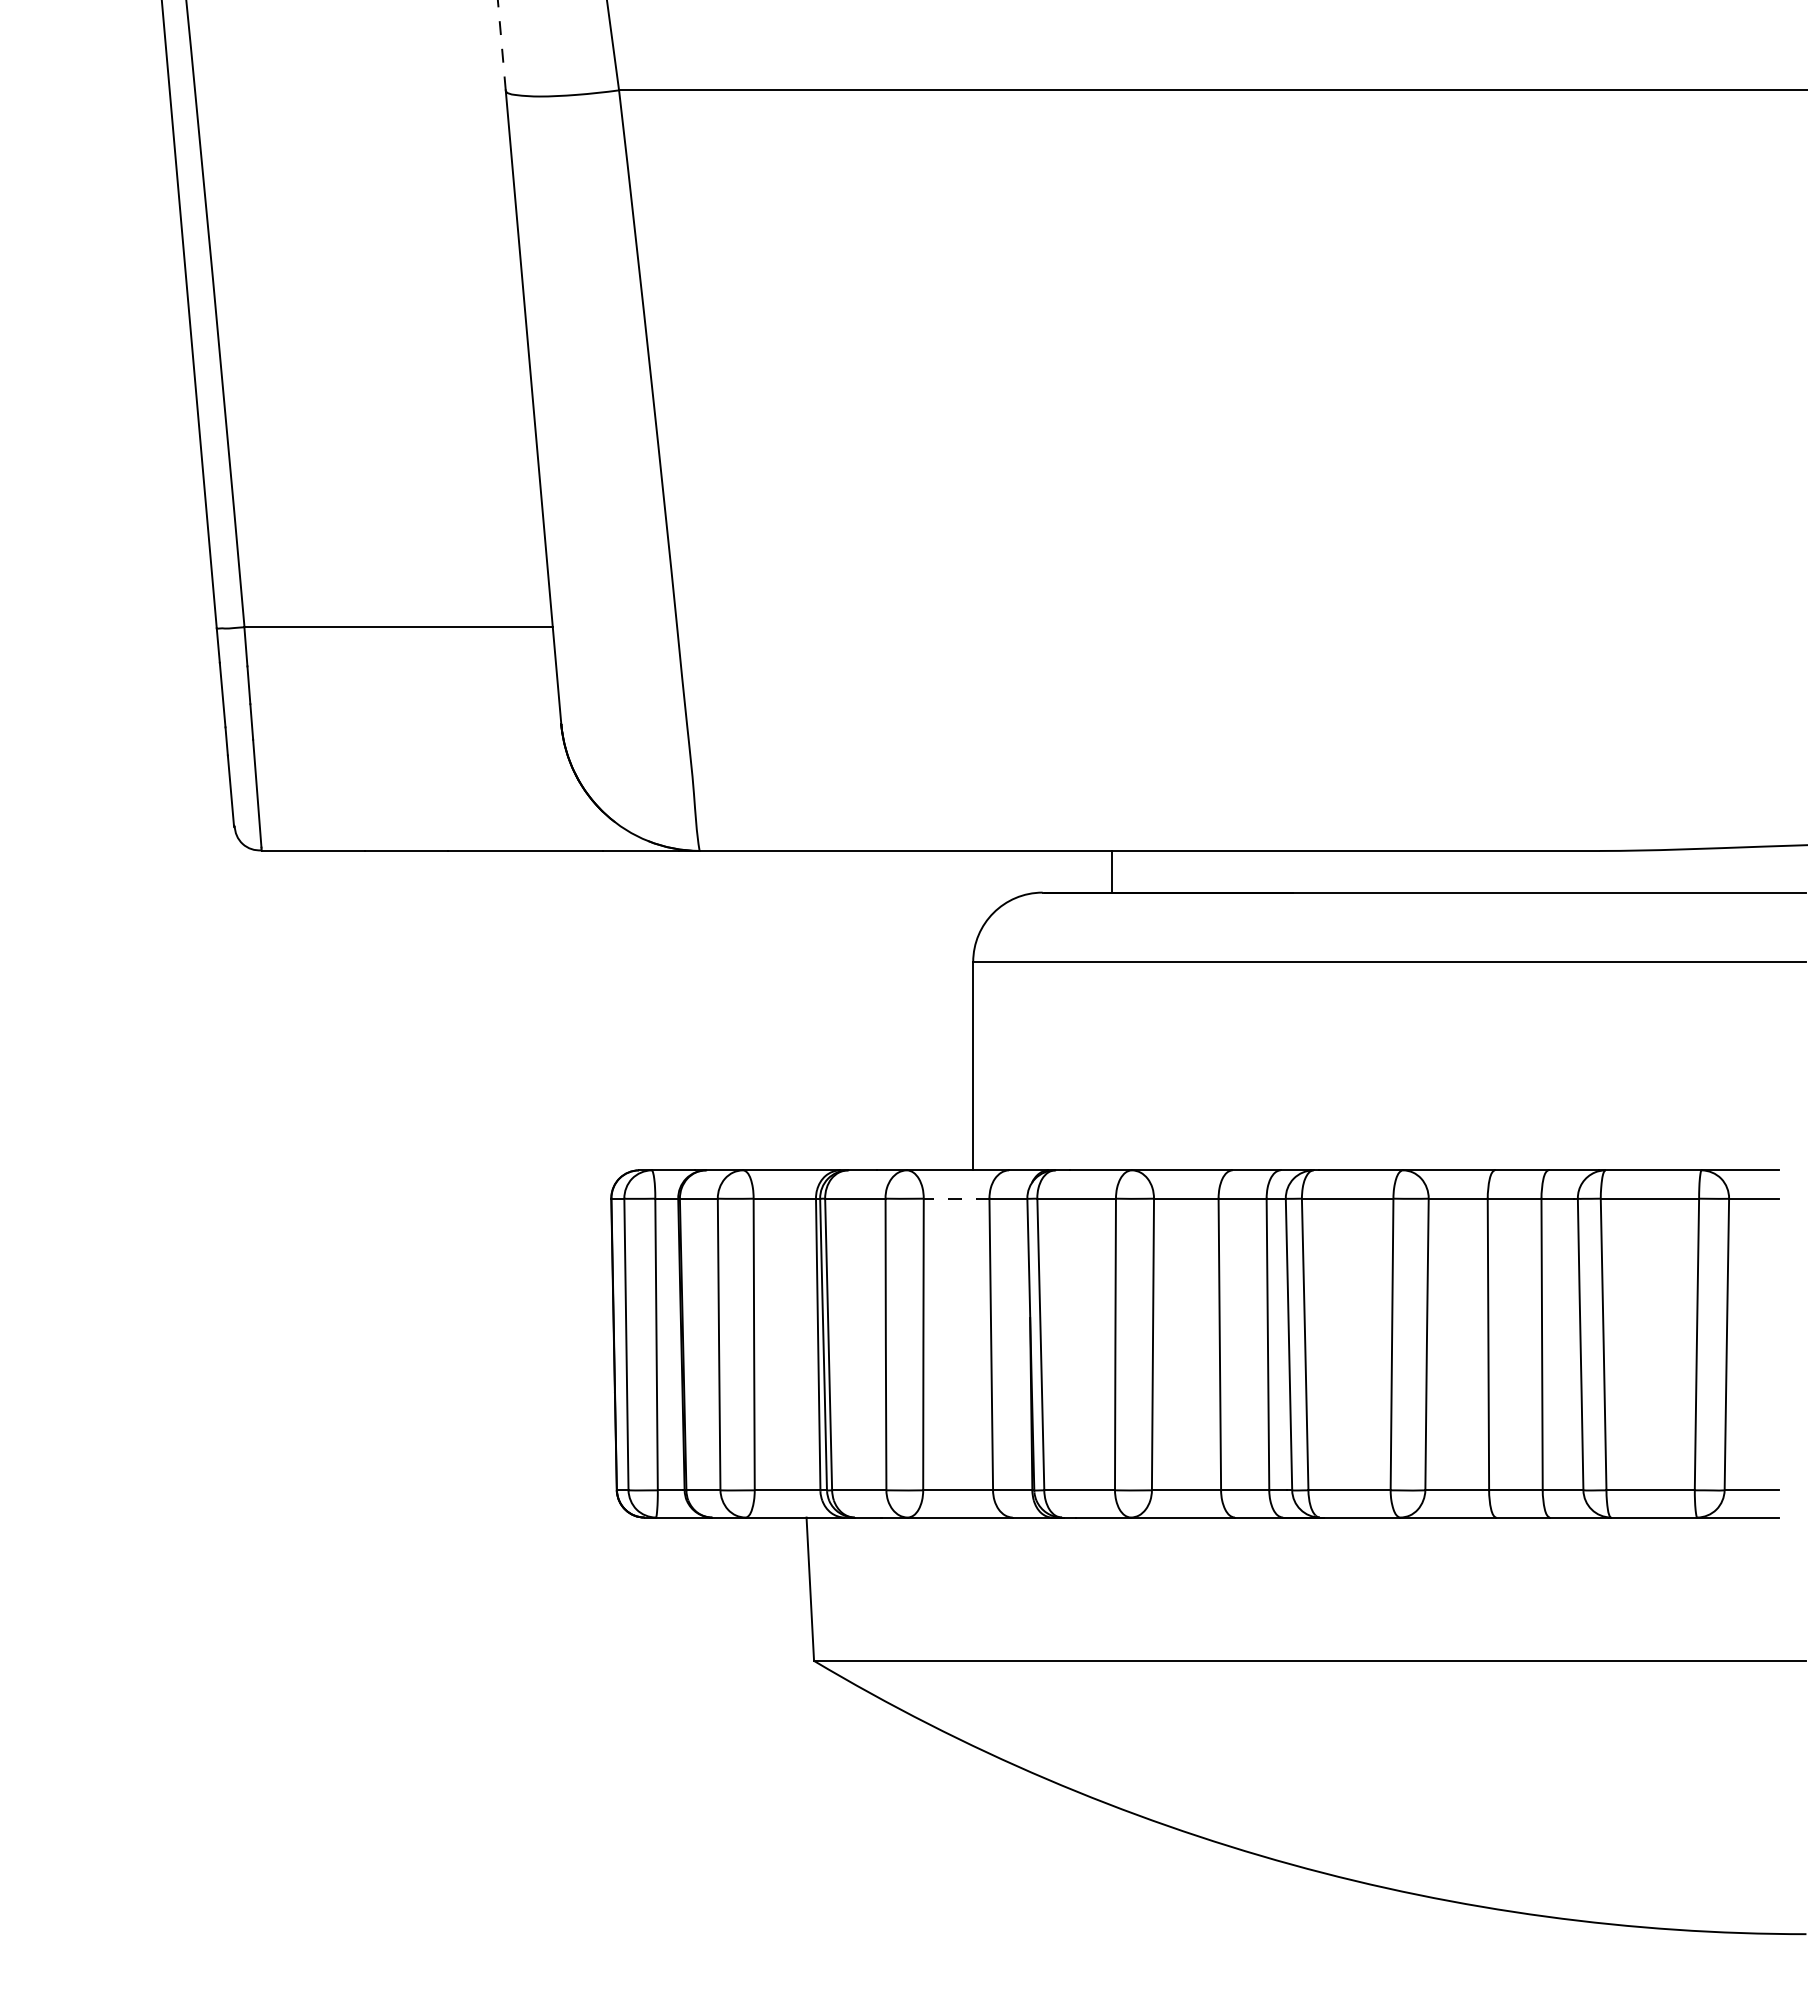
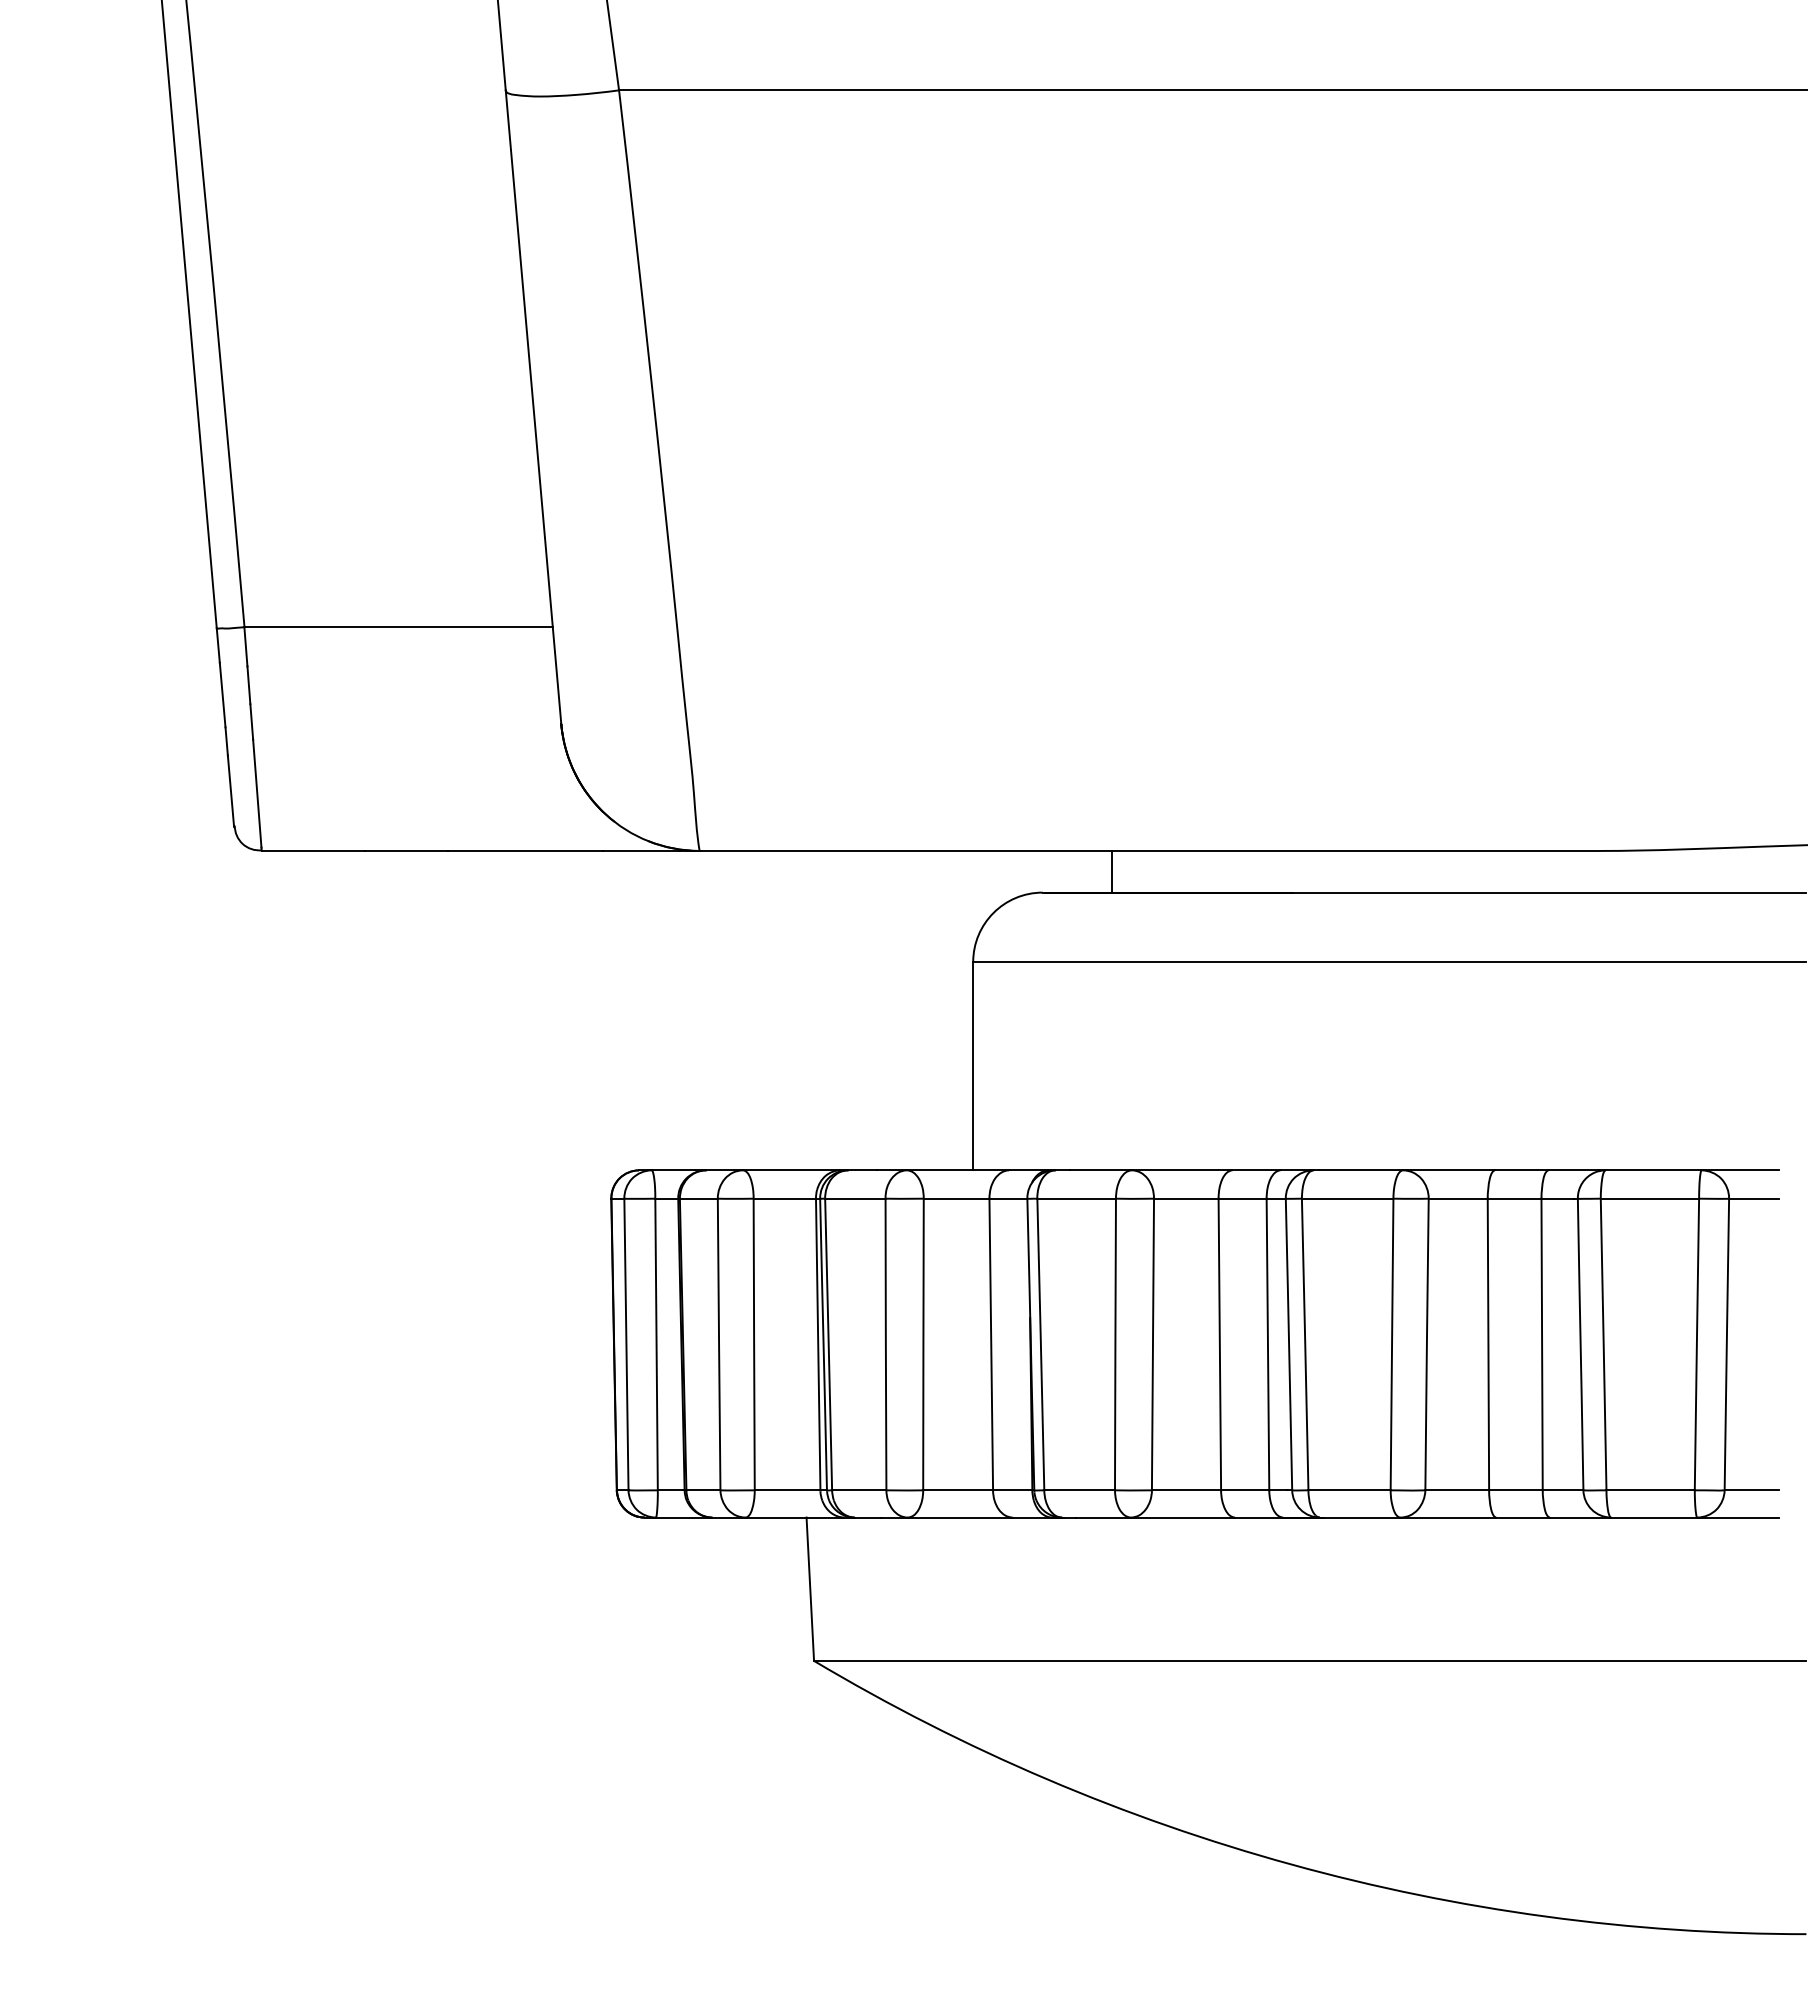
line: dashed -> solid (501, 45)
line: dashed -> solid (956, 1198)
